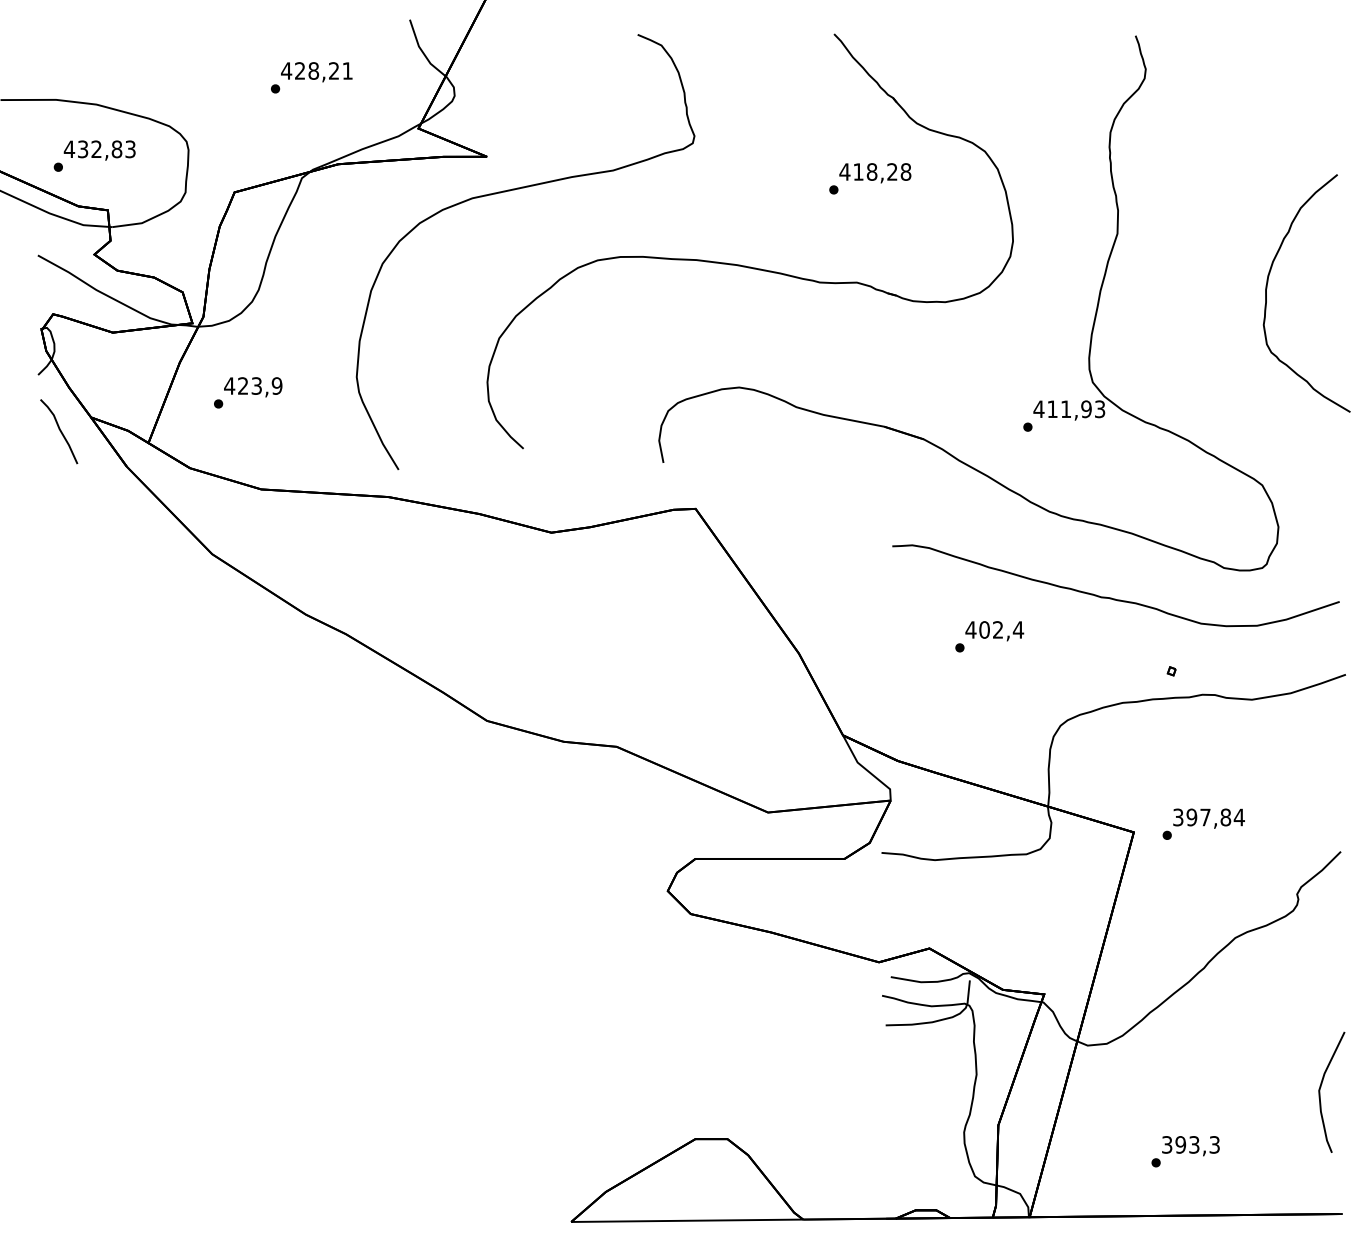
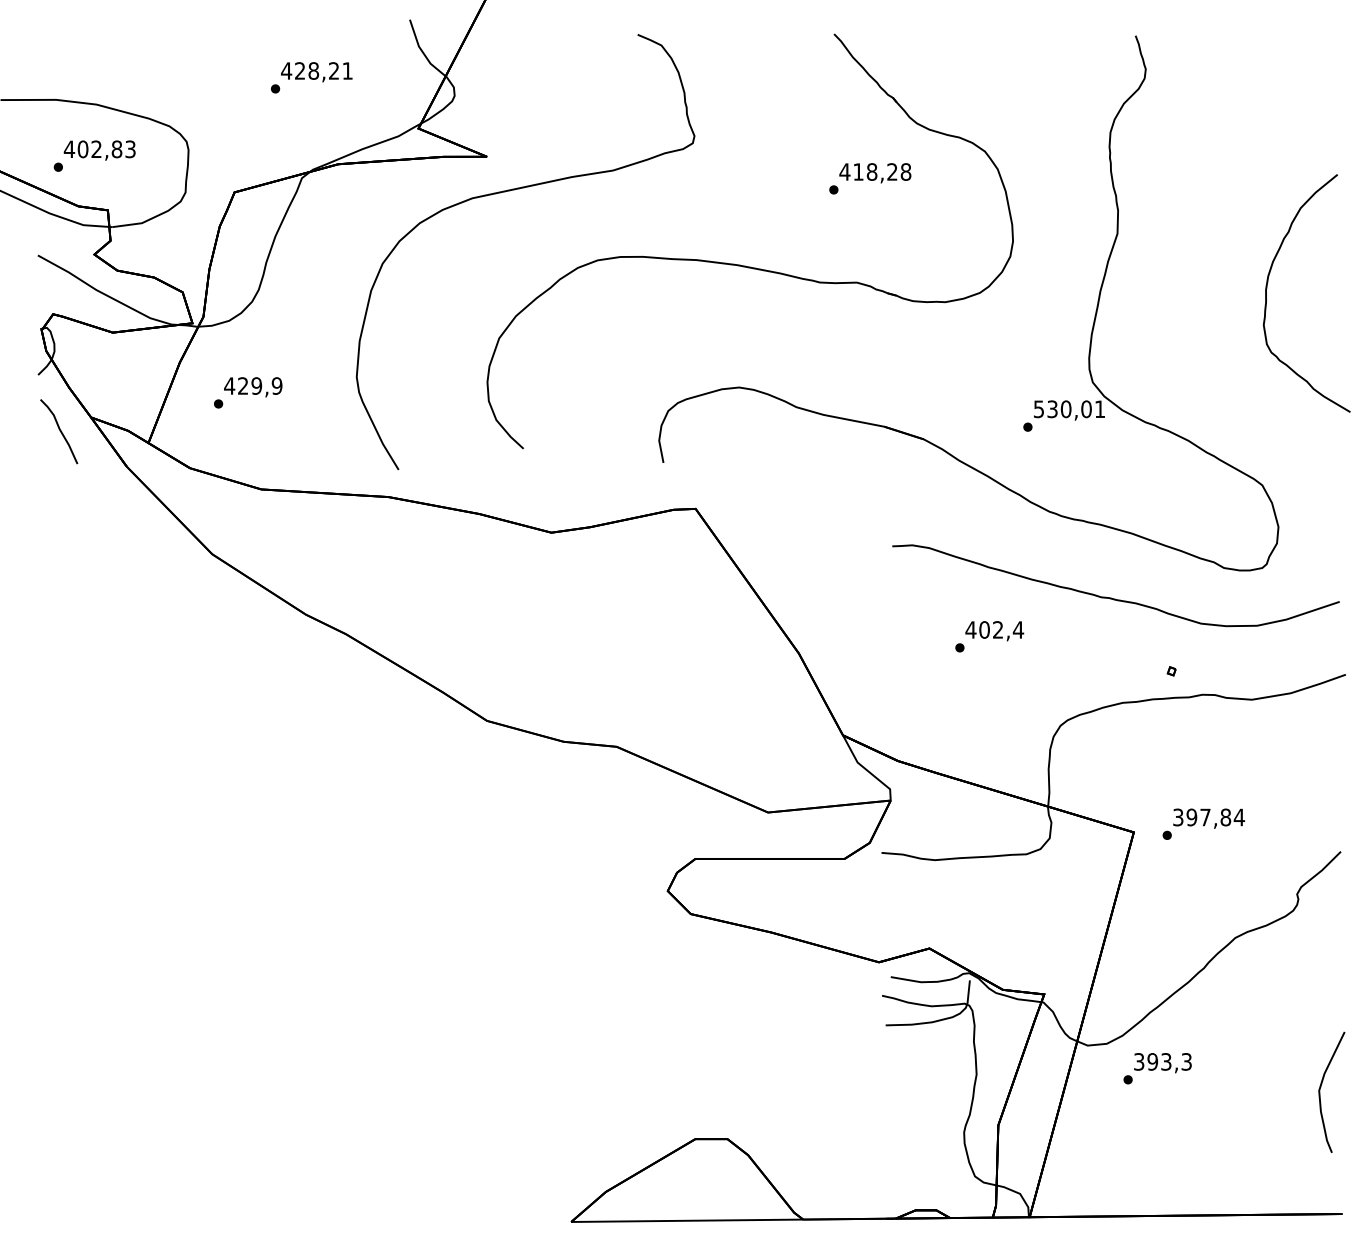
text: 432,83 -> 402,83 (82, 149)
text: 423,9 -> 429,9 (256, 385)
text: 411,93 -> 530,01 (1069, 409)
text position: (1185, 1151) -> (1157, 1068) (1157, 1068)
